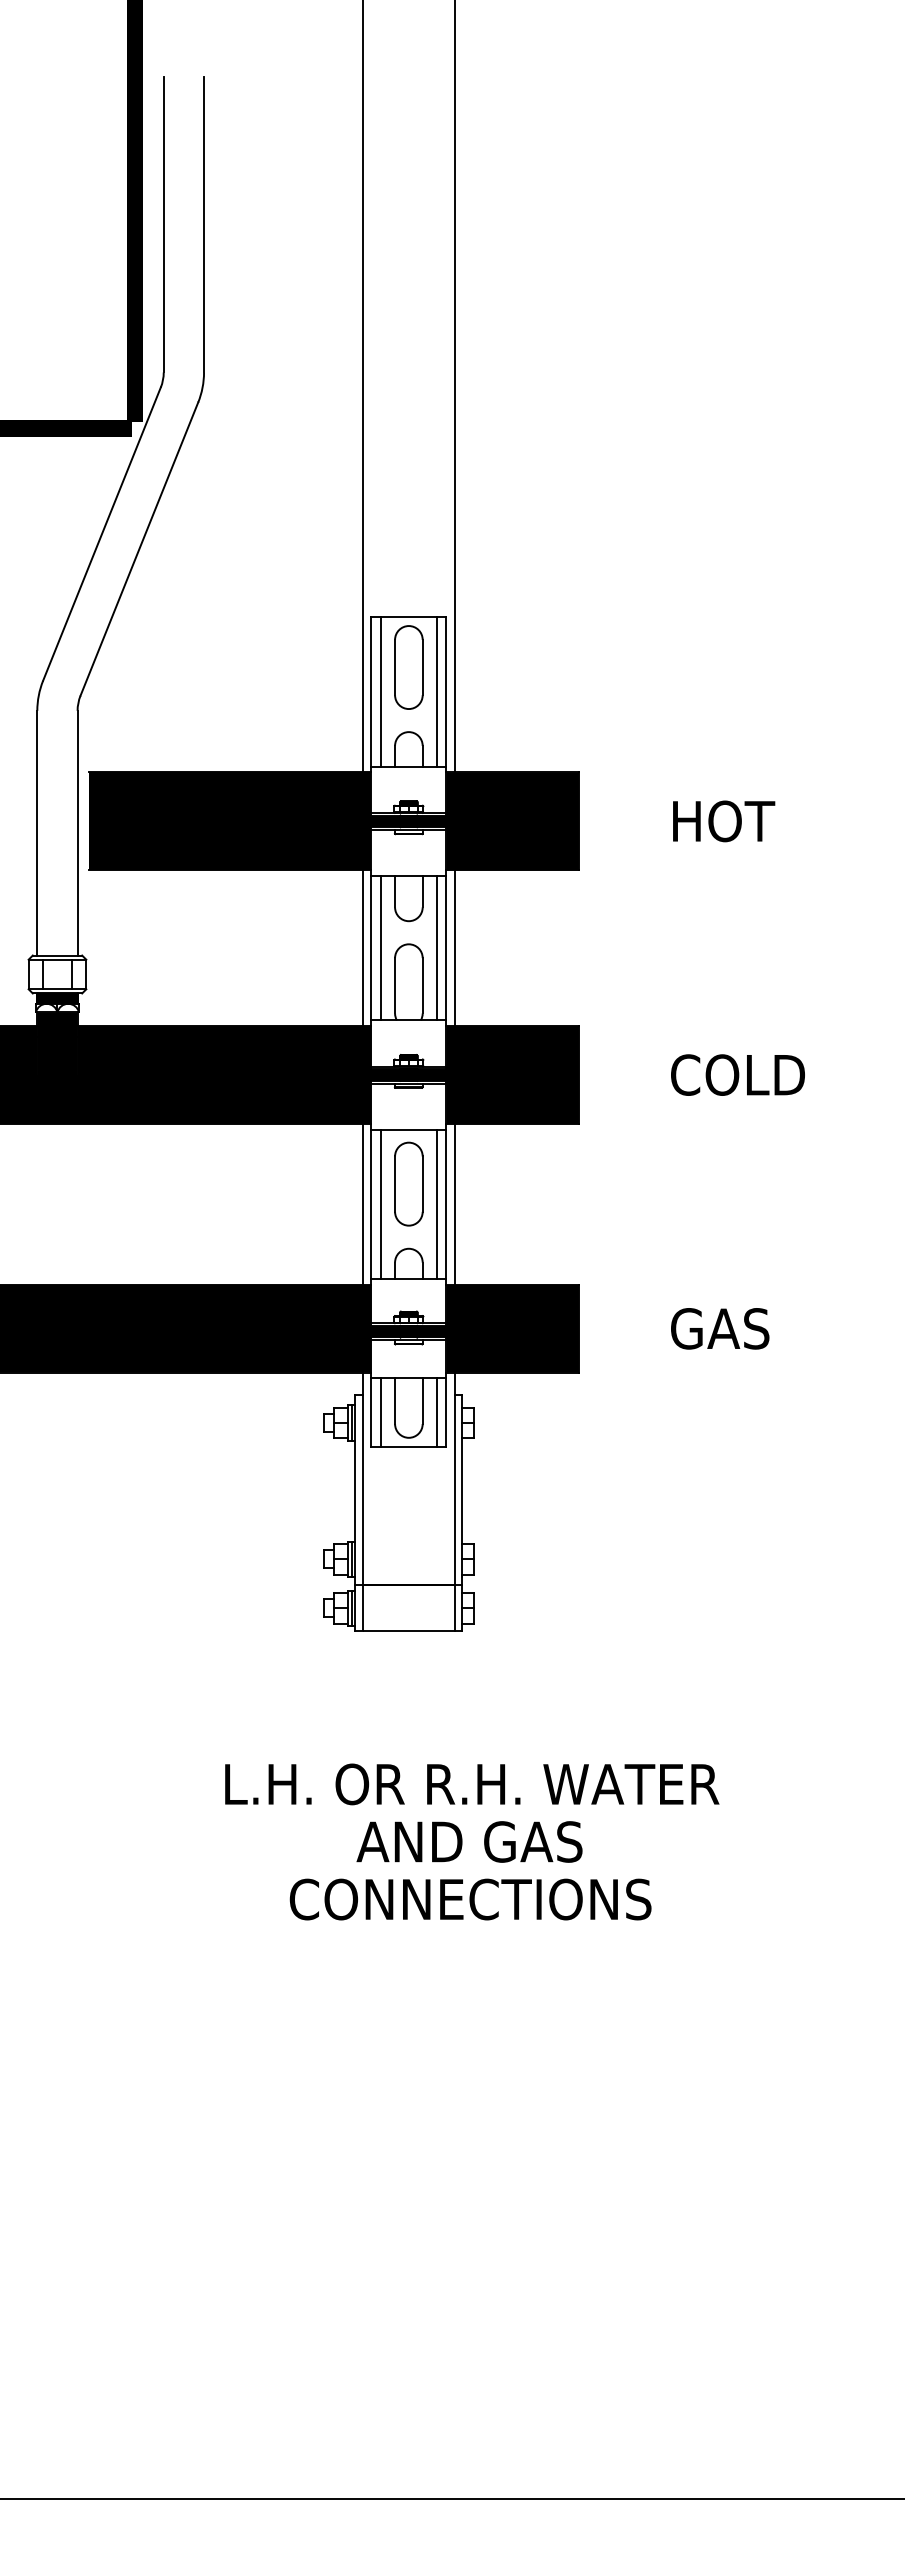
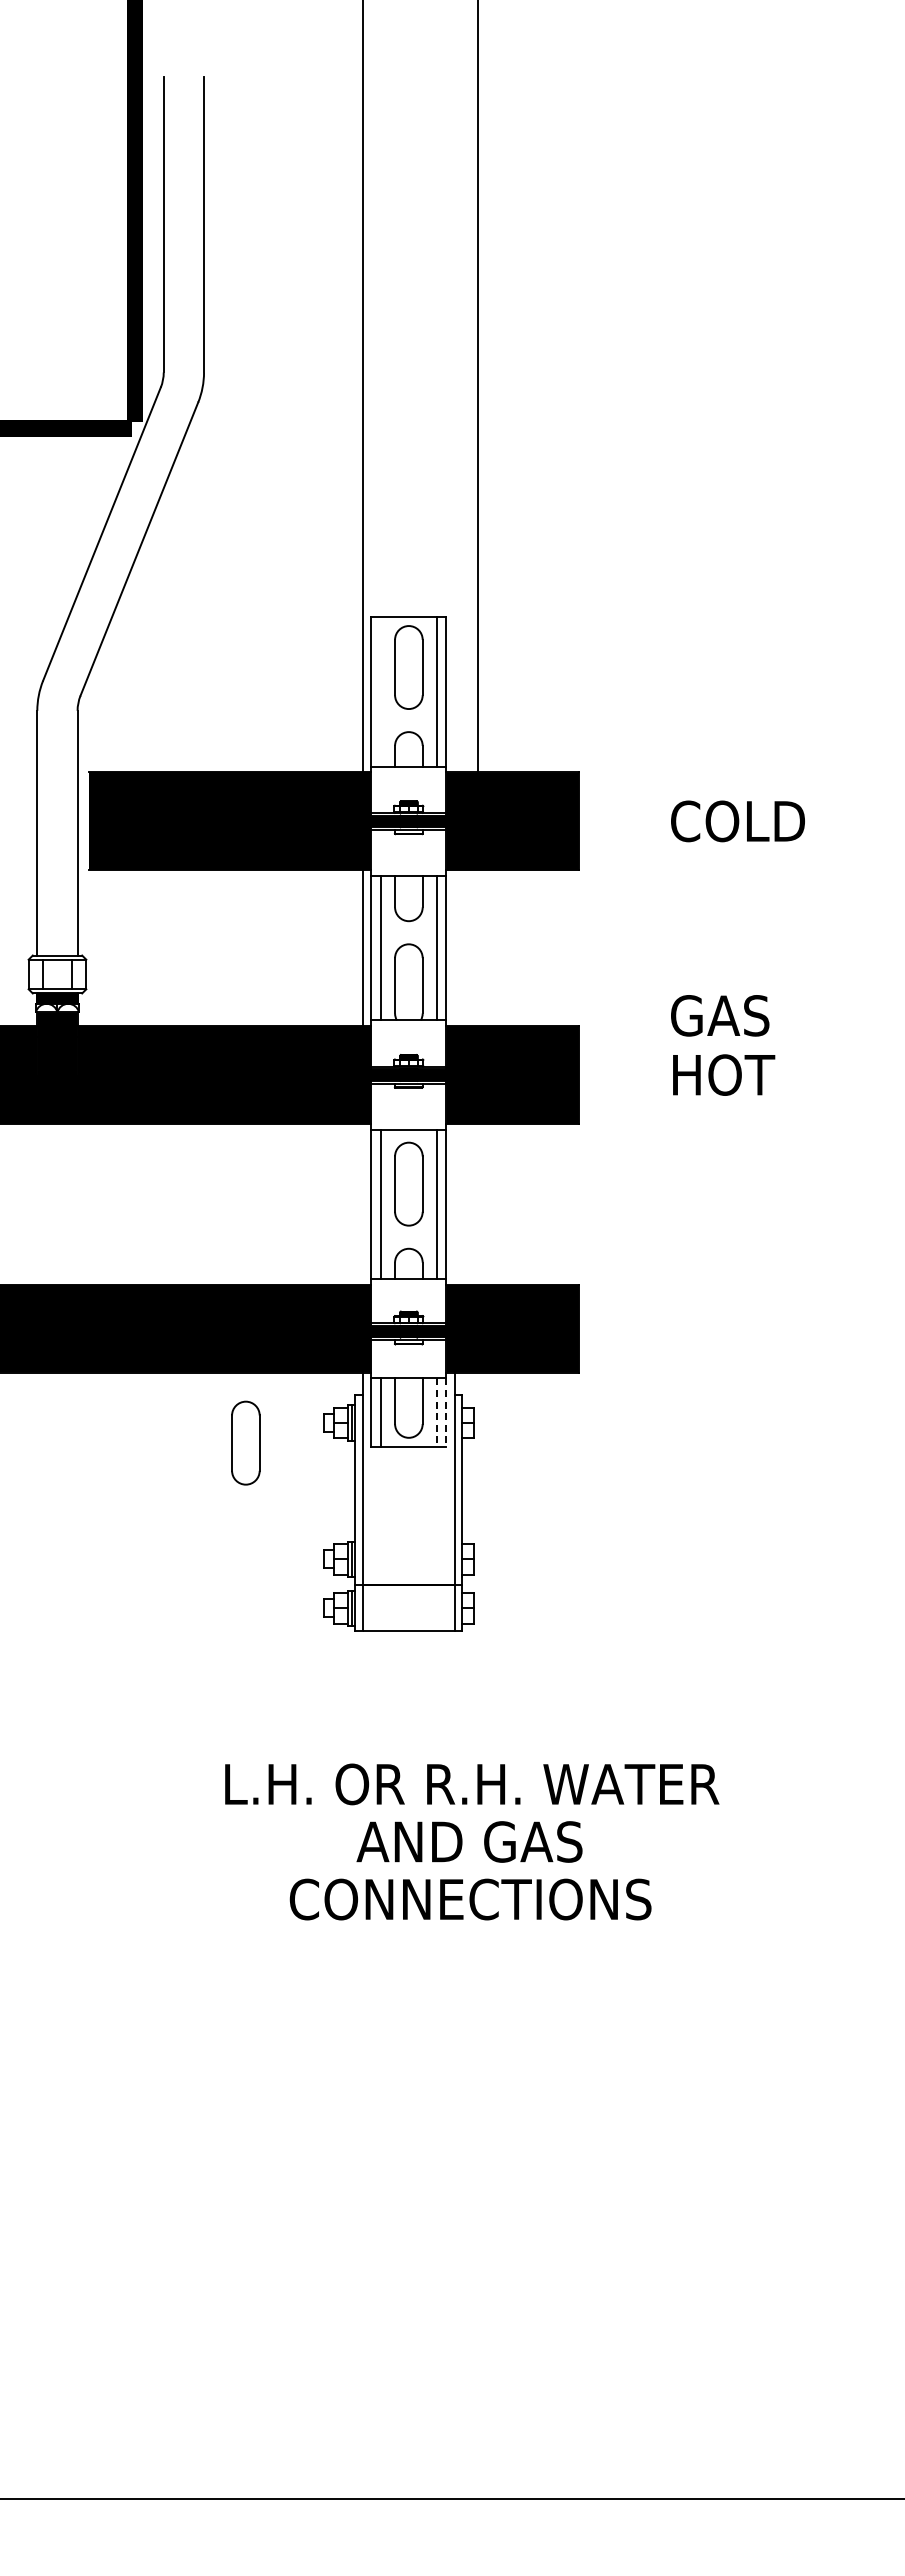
line position: (454, 387) -> (477, 387) (477, 387)
line: present -> none (380, 691)
text: HOT -> COLD (737, 821)
line: present -> none (454, 948)
text: COLD -> HOT (737, 1074)
line: present -> none (362, 1204)
line: present -> none (454, 1204)
text position: (720, 1328) -> (720, 1015) (720, 1015)
line: solid -> dashed (437, 1413)
line: solid -> dashed (446, 1413)
part: none -> present (245, 1442)
